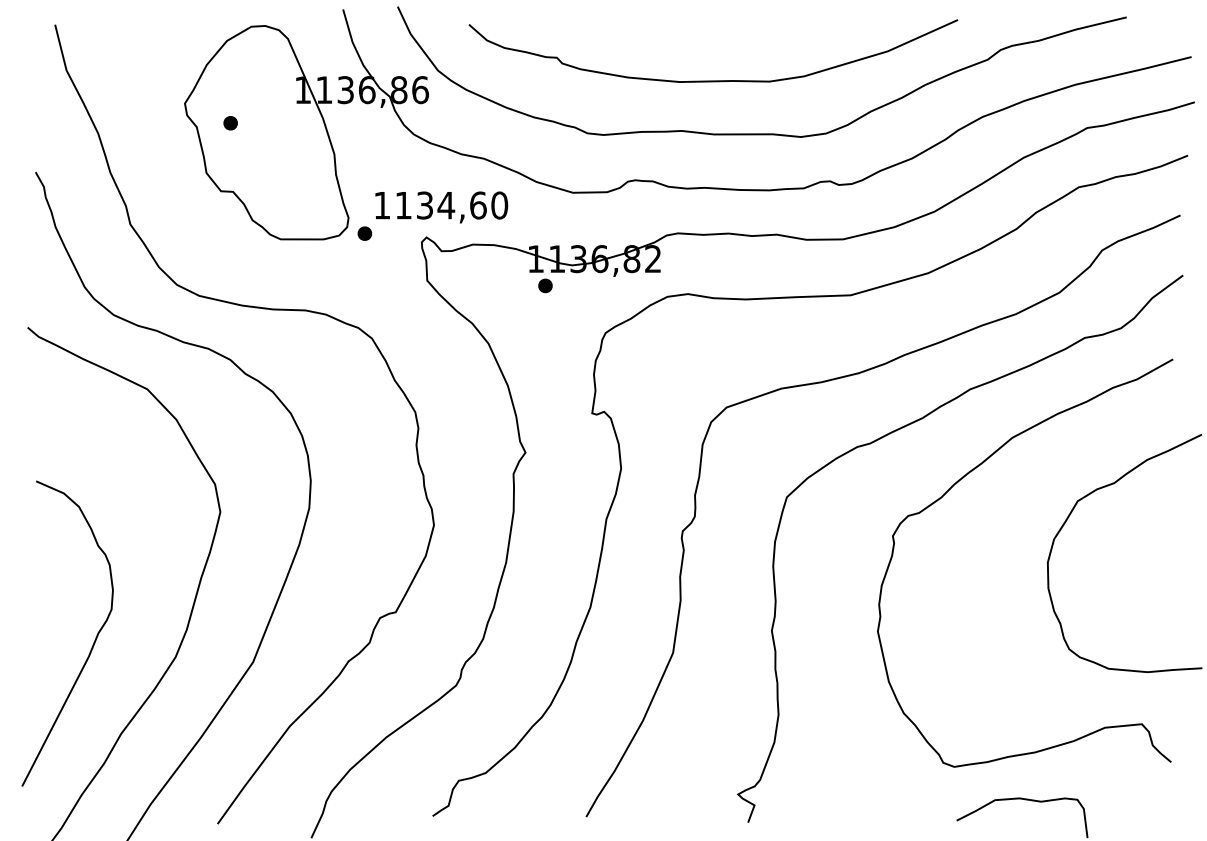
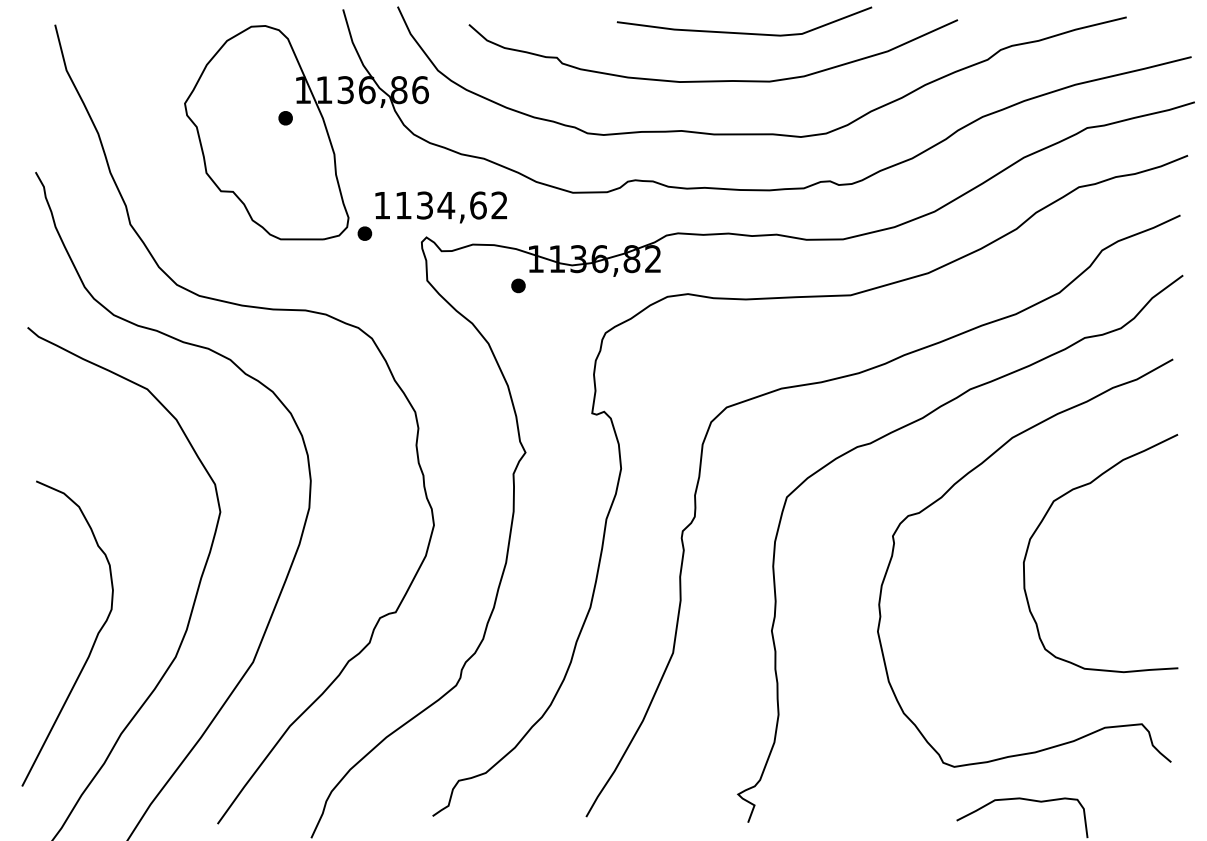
line: none -> present (744, 32)
part position: (230, 123) -> (285, 118) (285, 118)
text: 1134,60 -> 1134,62 (499, 205)
part position: (545, 285) -> (518, 285) (518, 285)
curve position: (1069, 517) -> (1045, 517) (1045, 517)
